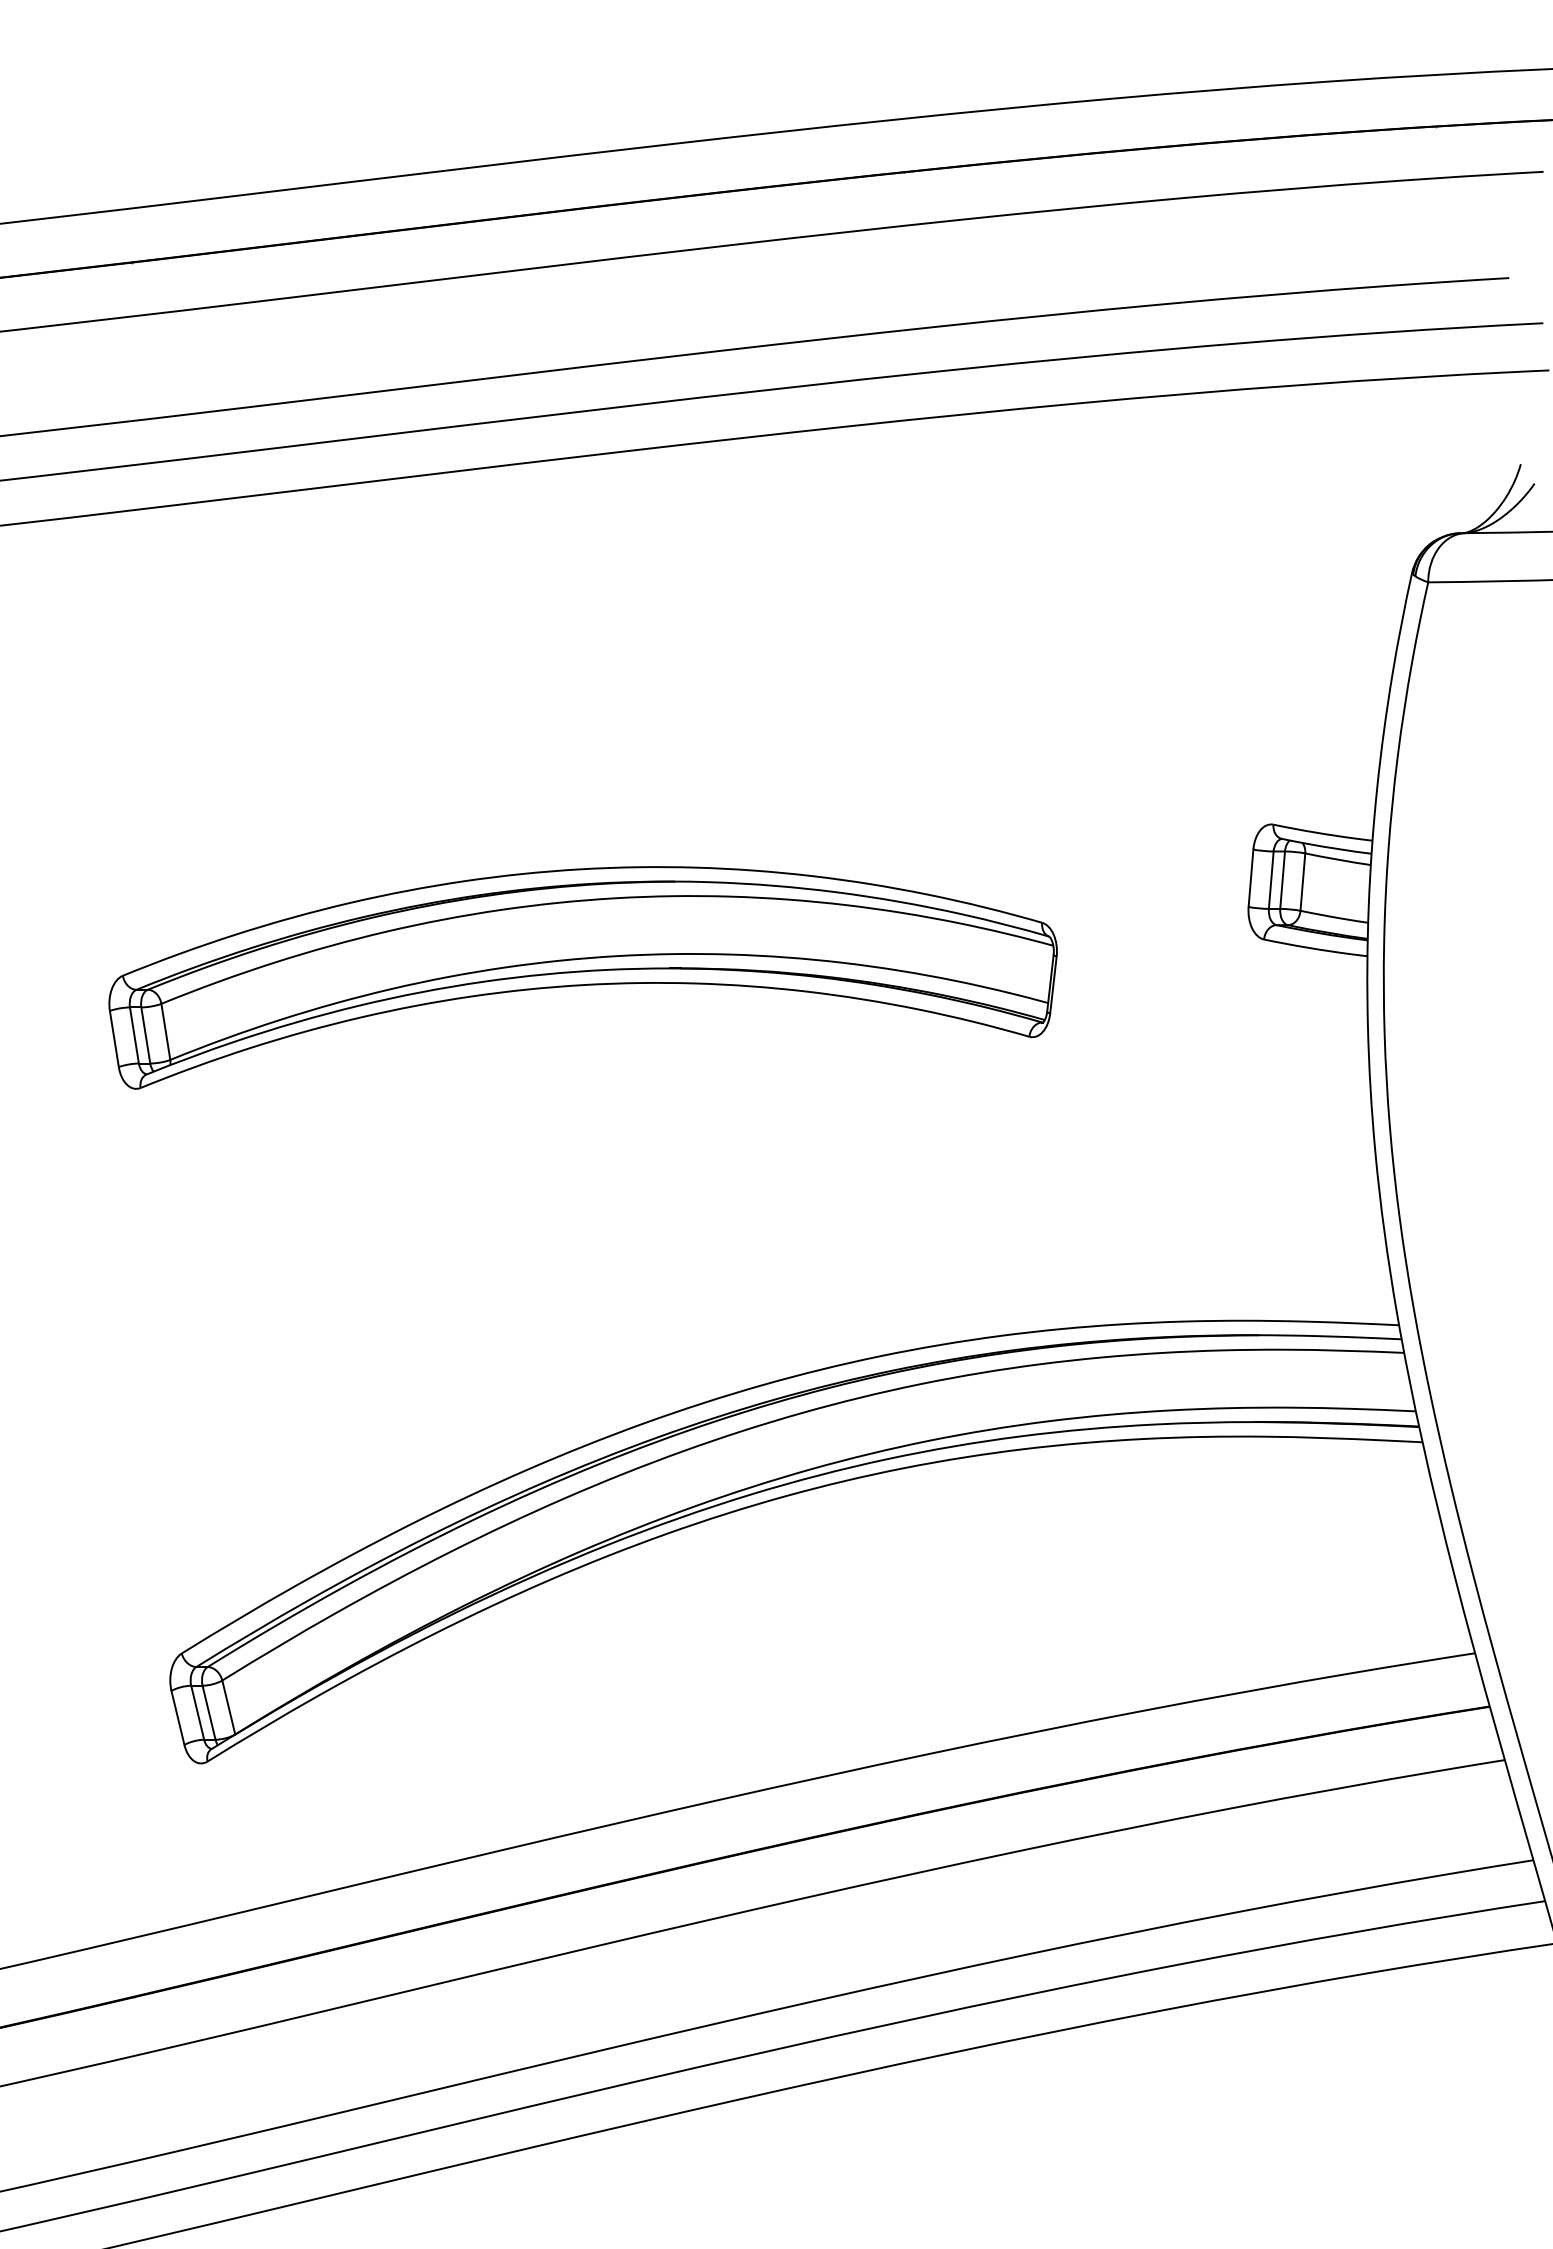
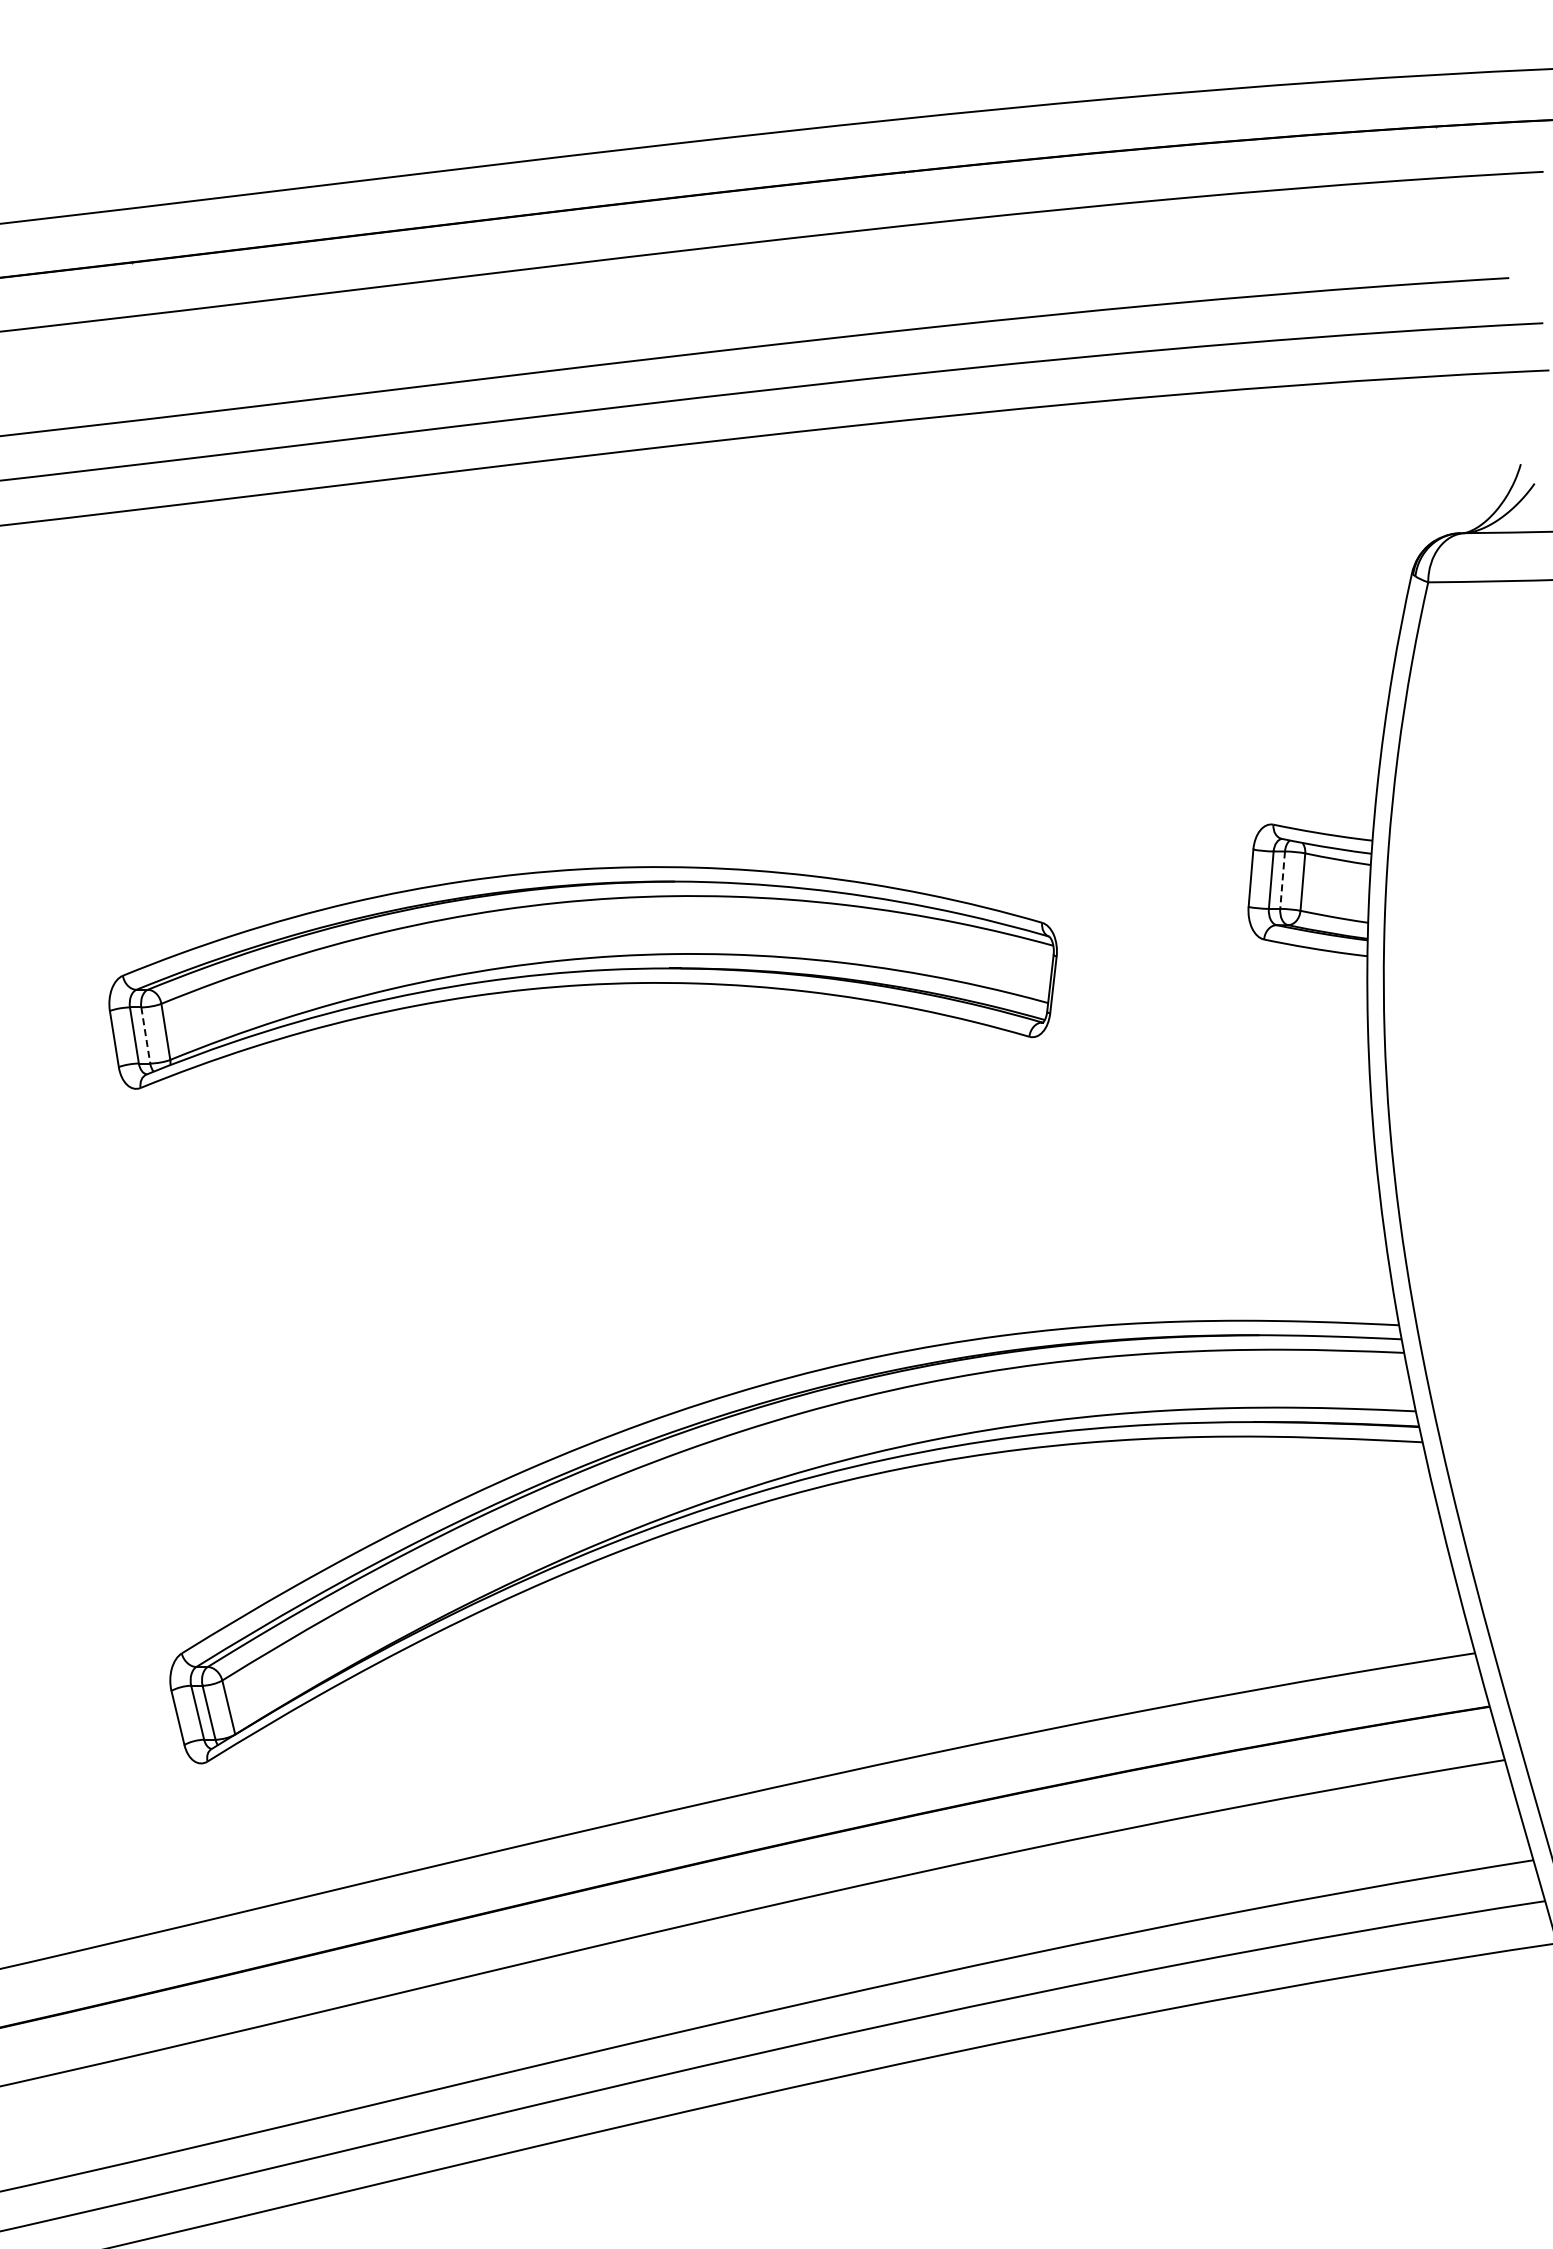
line: solid -> dashed (1282, 880)
line: solid -> dashed (145, 1035)
